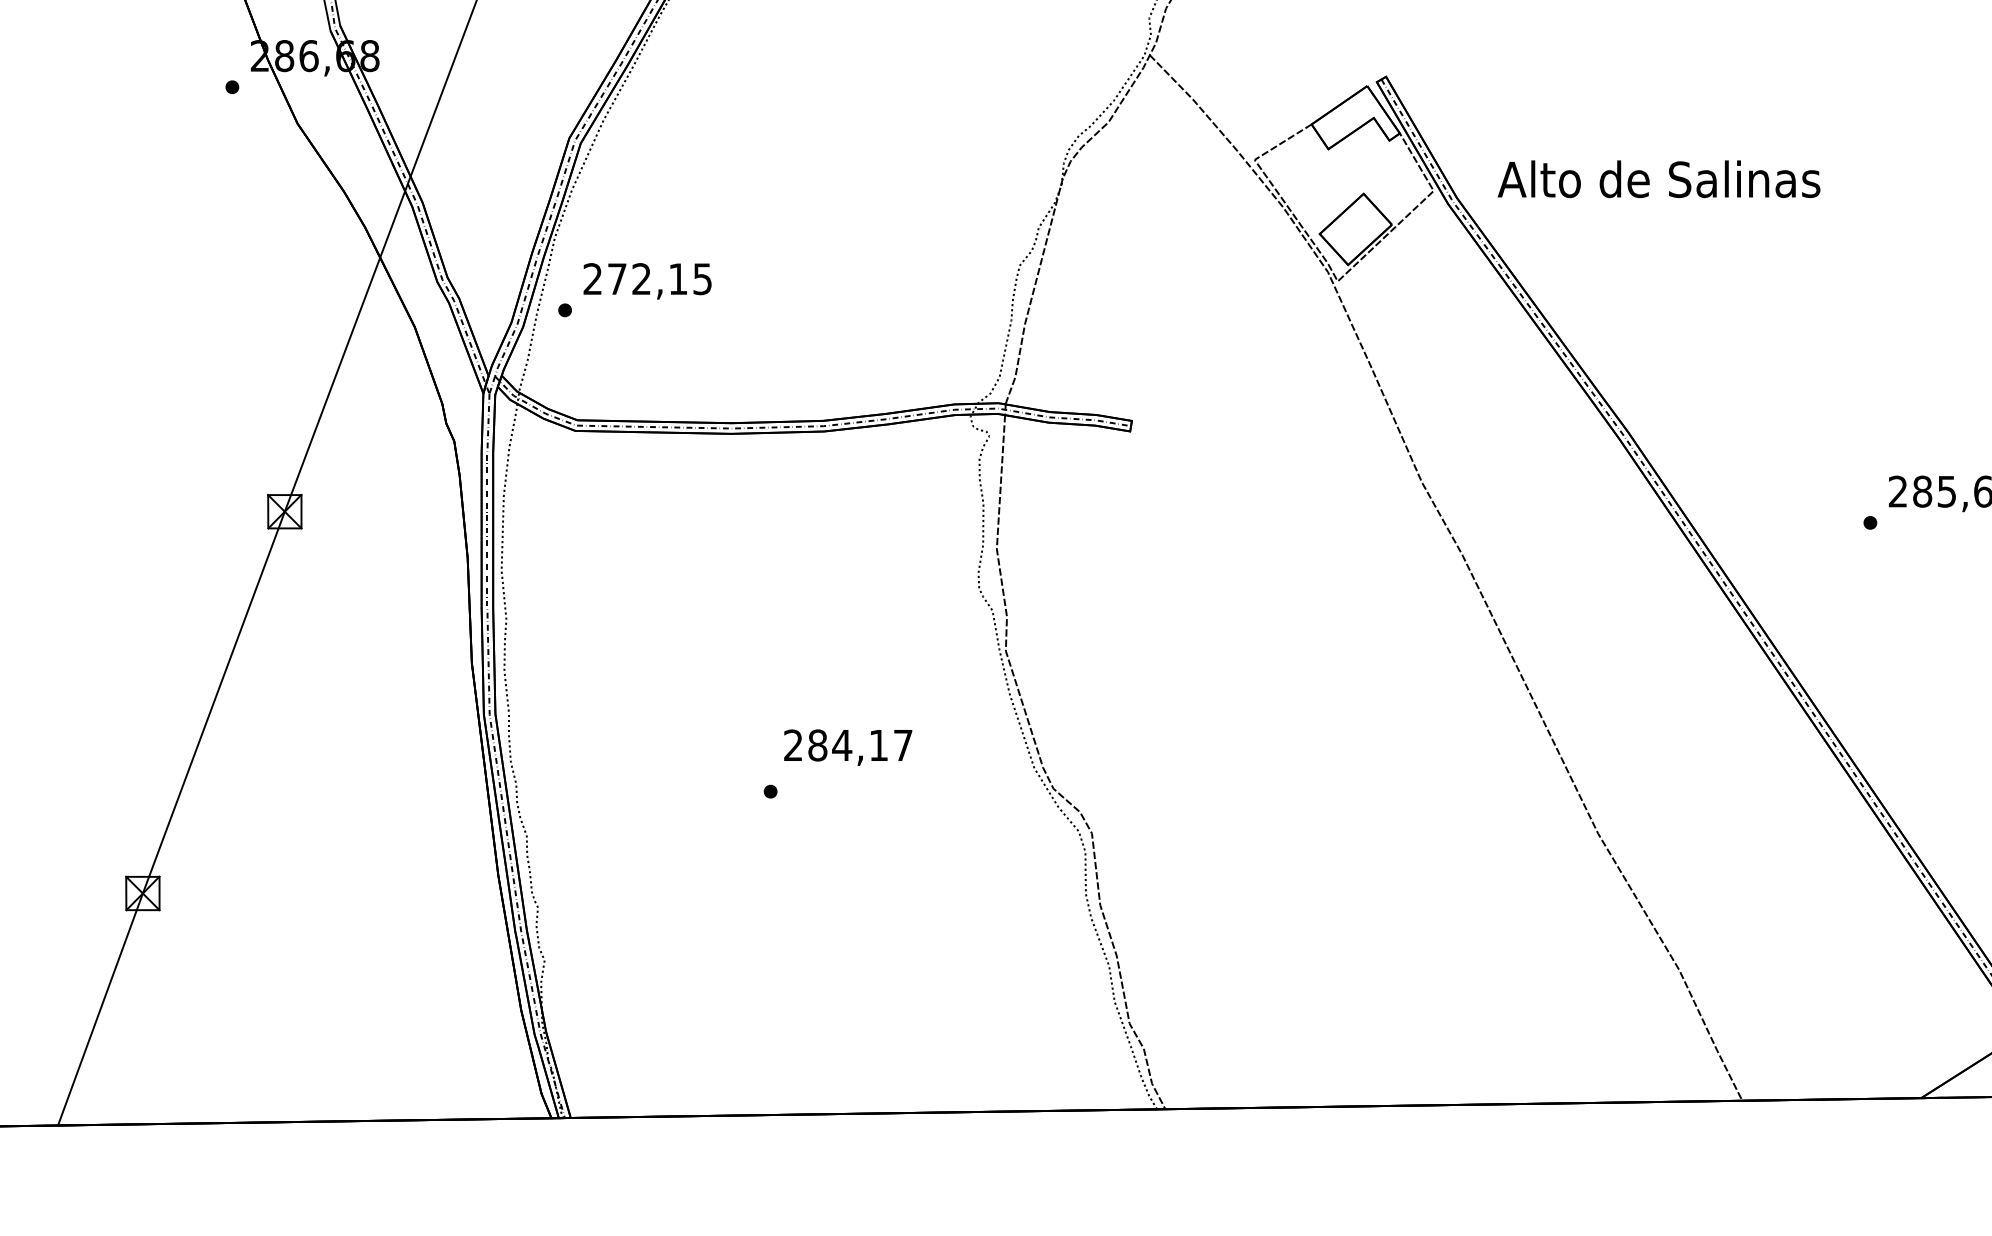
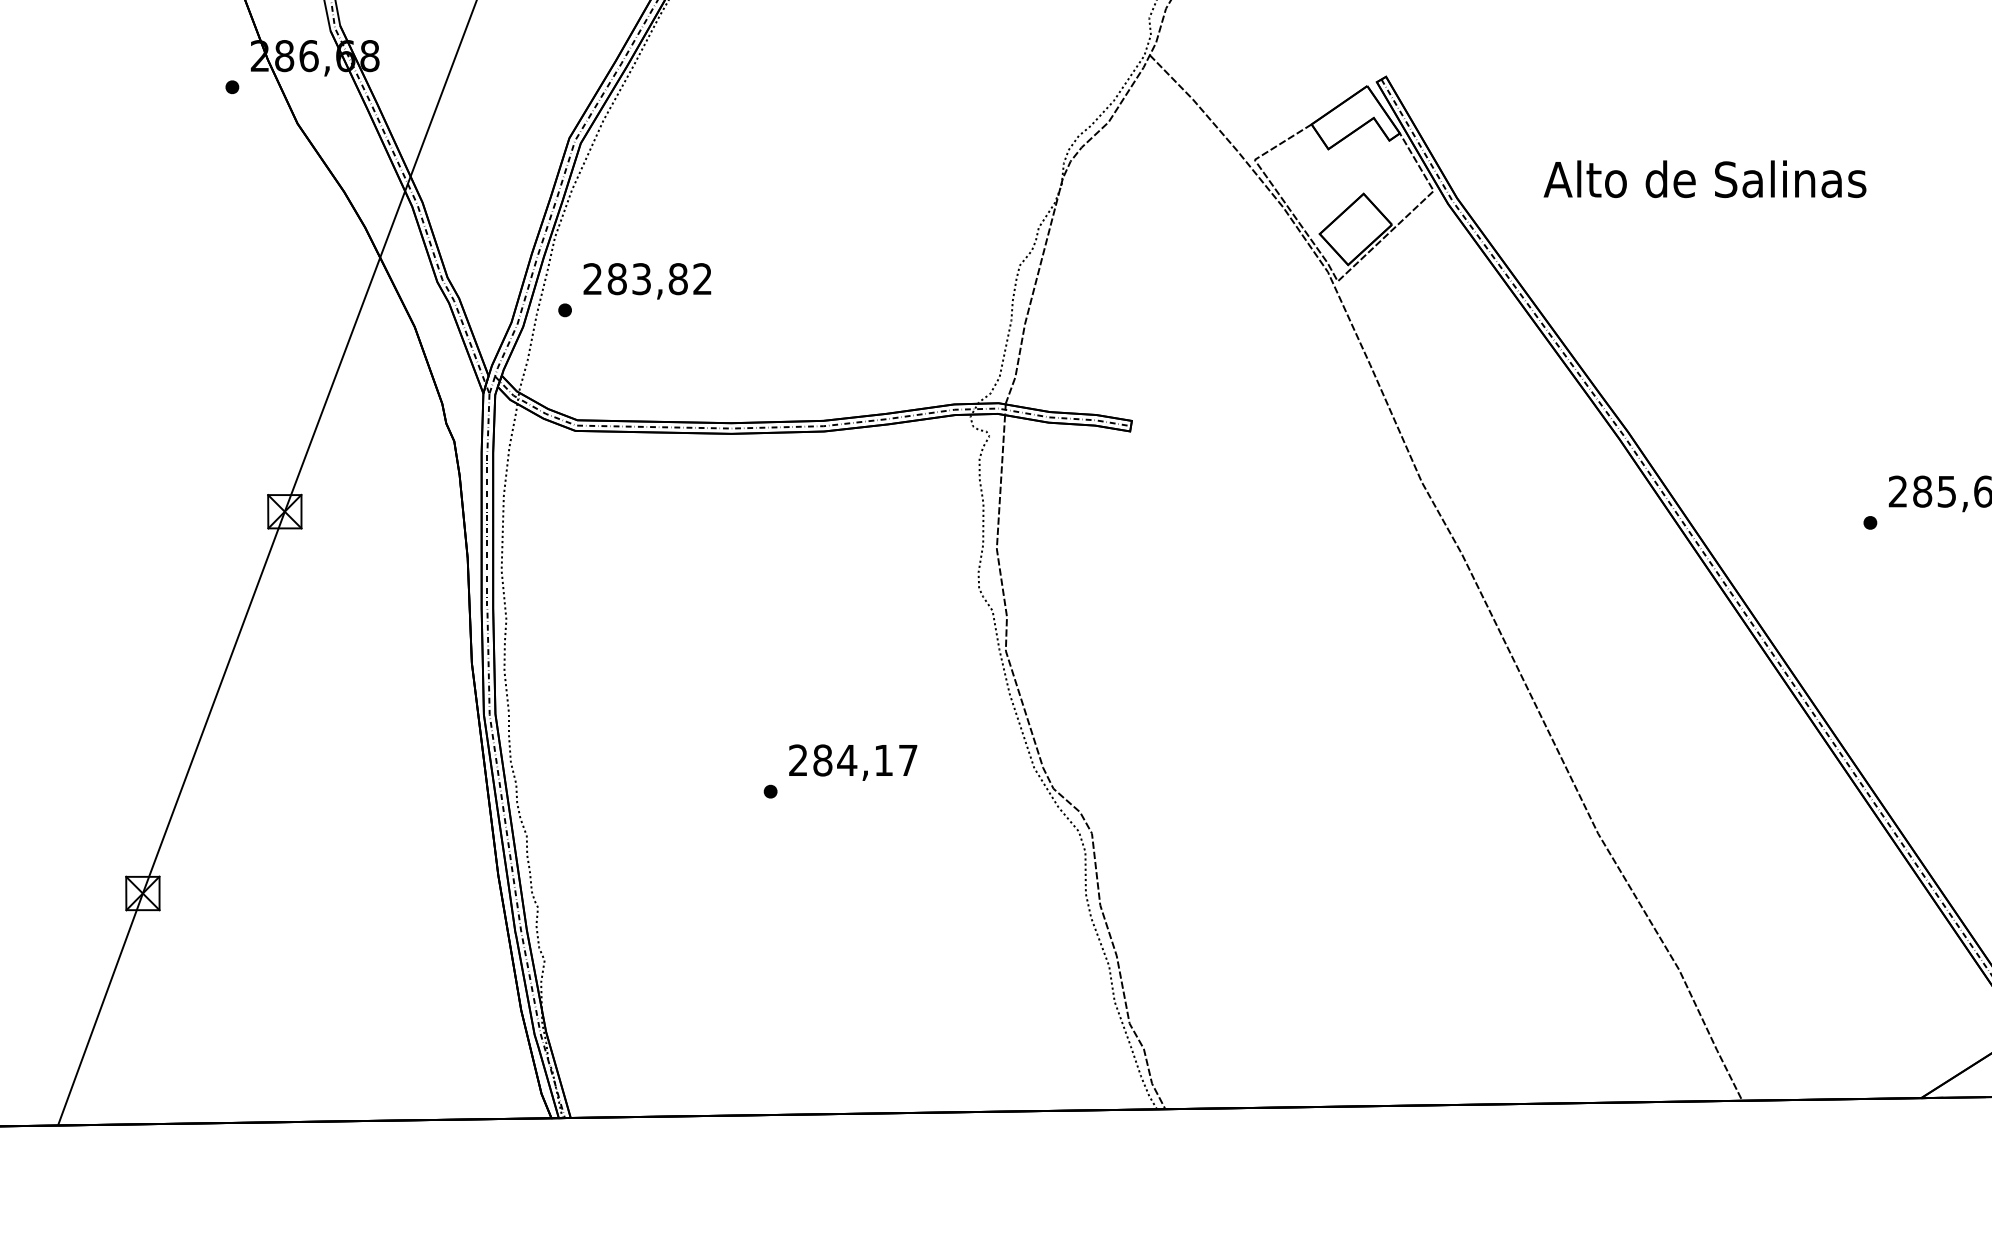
text position: (1658, 179) -> (1704, 179) (1704, 179)
text: 272,15 -> 283,82 (659, 279)
text position: (848, 747) -> (853, 762) (853, 762)
